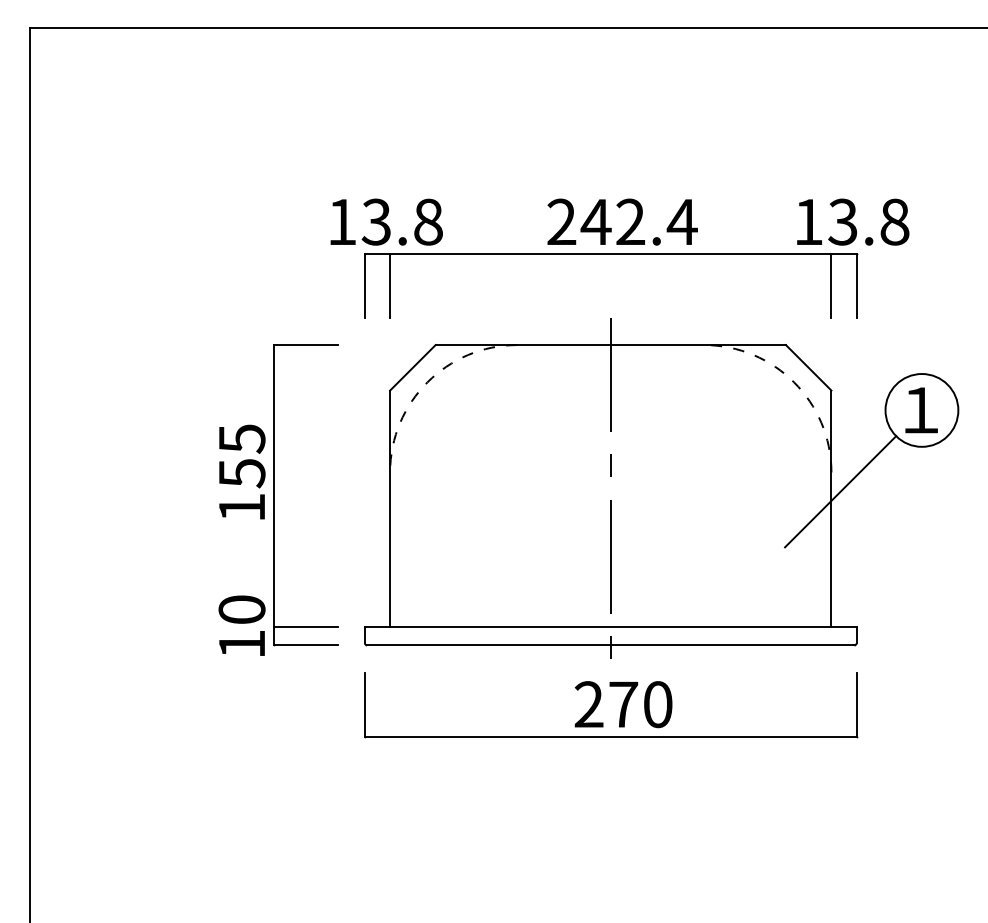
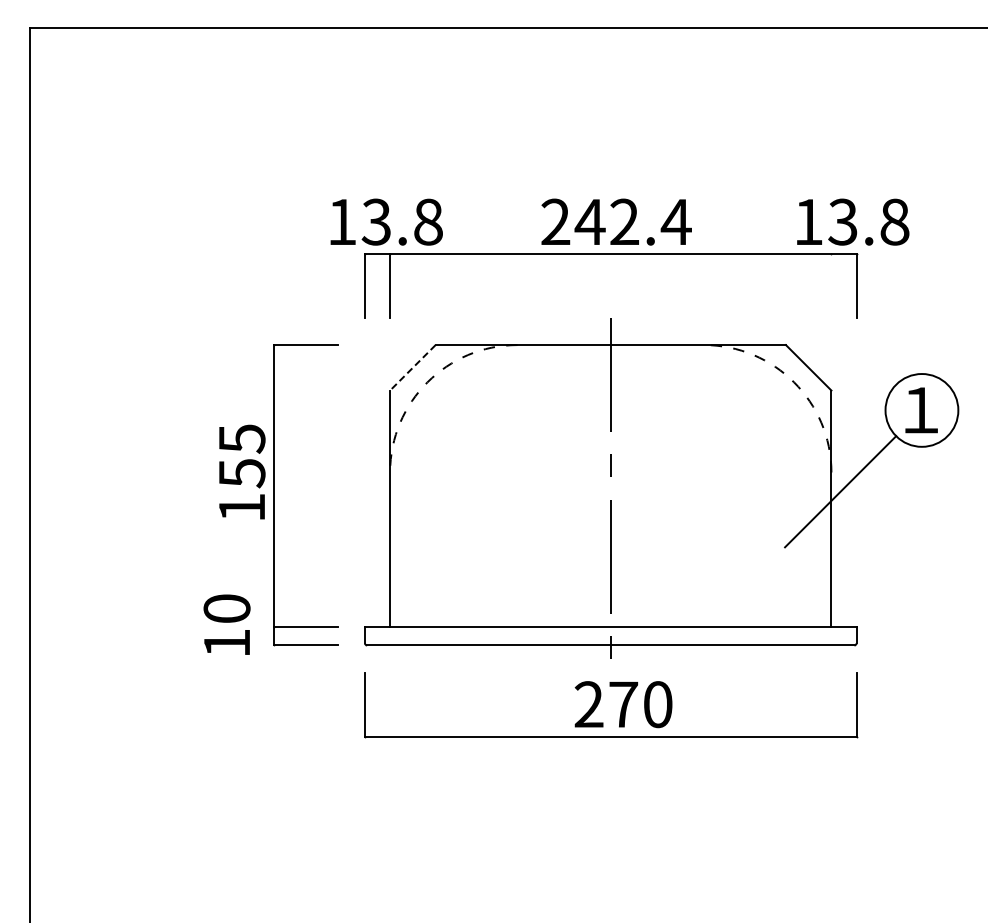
text position: (622, 221) -> (616, 221) (616, 221)
line: present -> none (831, 285)
line: solid -> dashed (412, 368)
text position: (241, 625) -> (226, 624) (226, 624)
